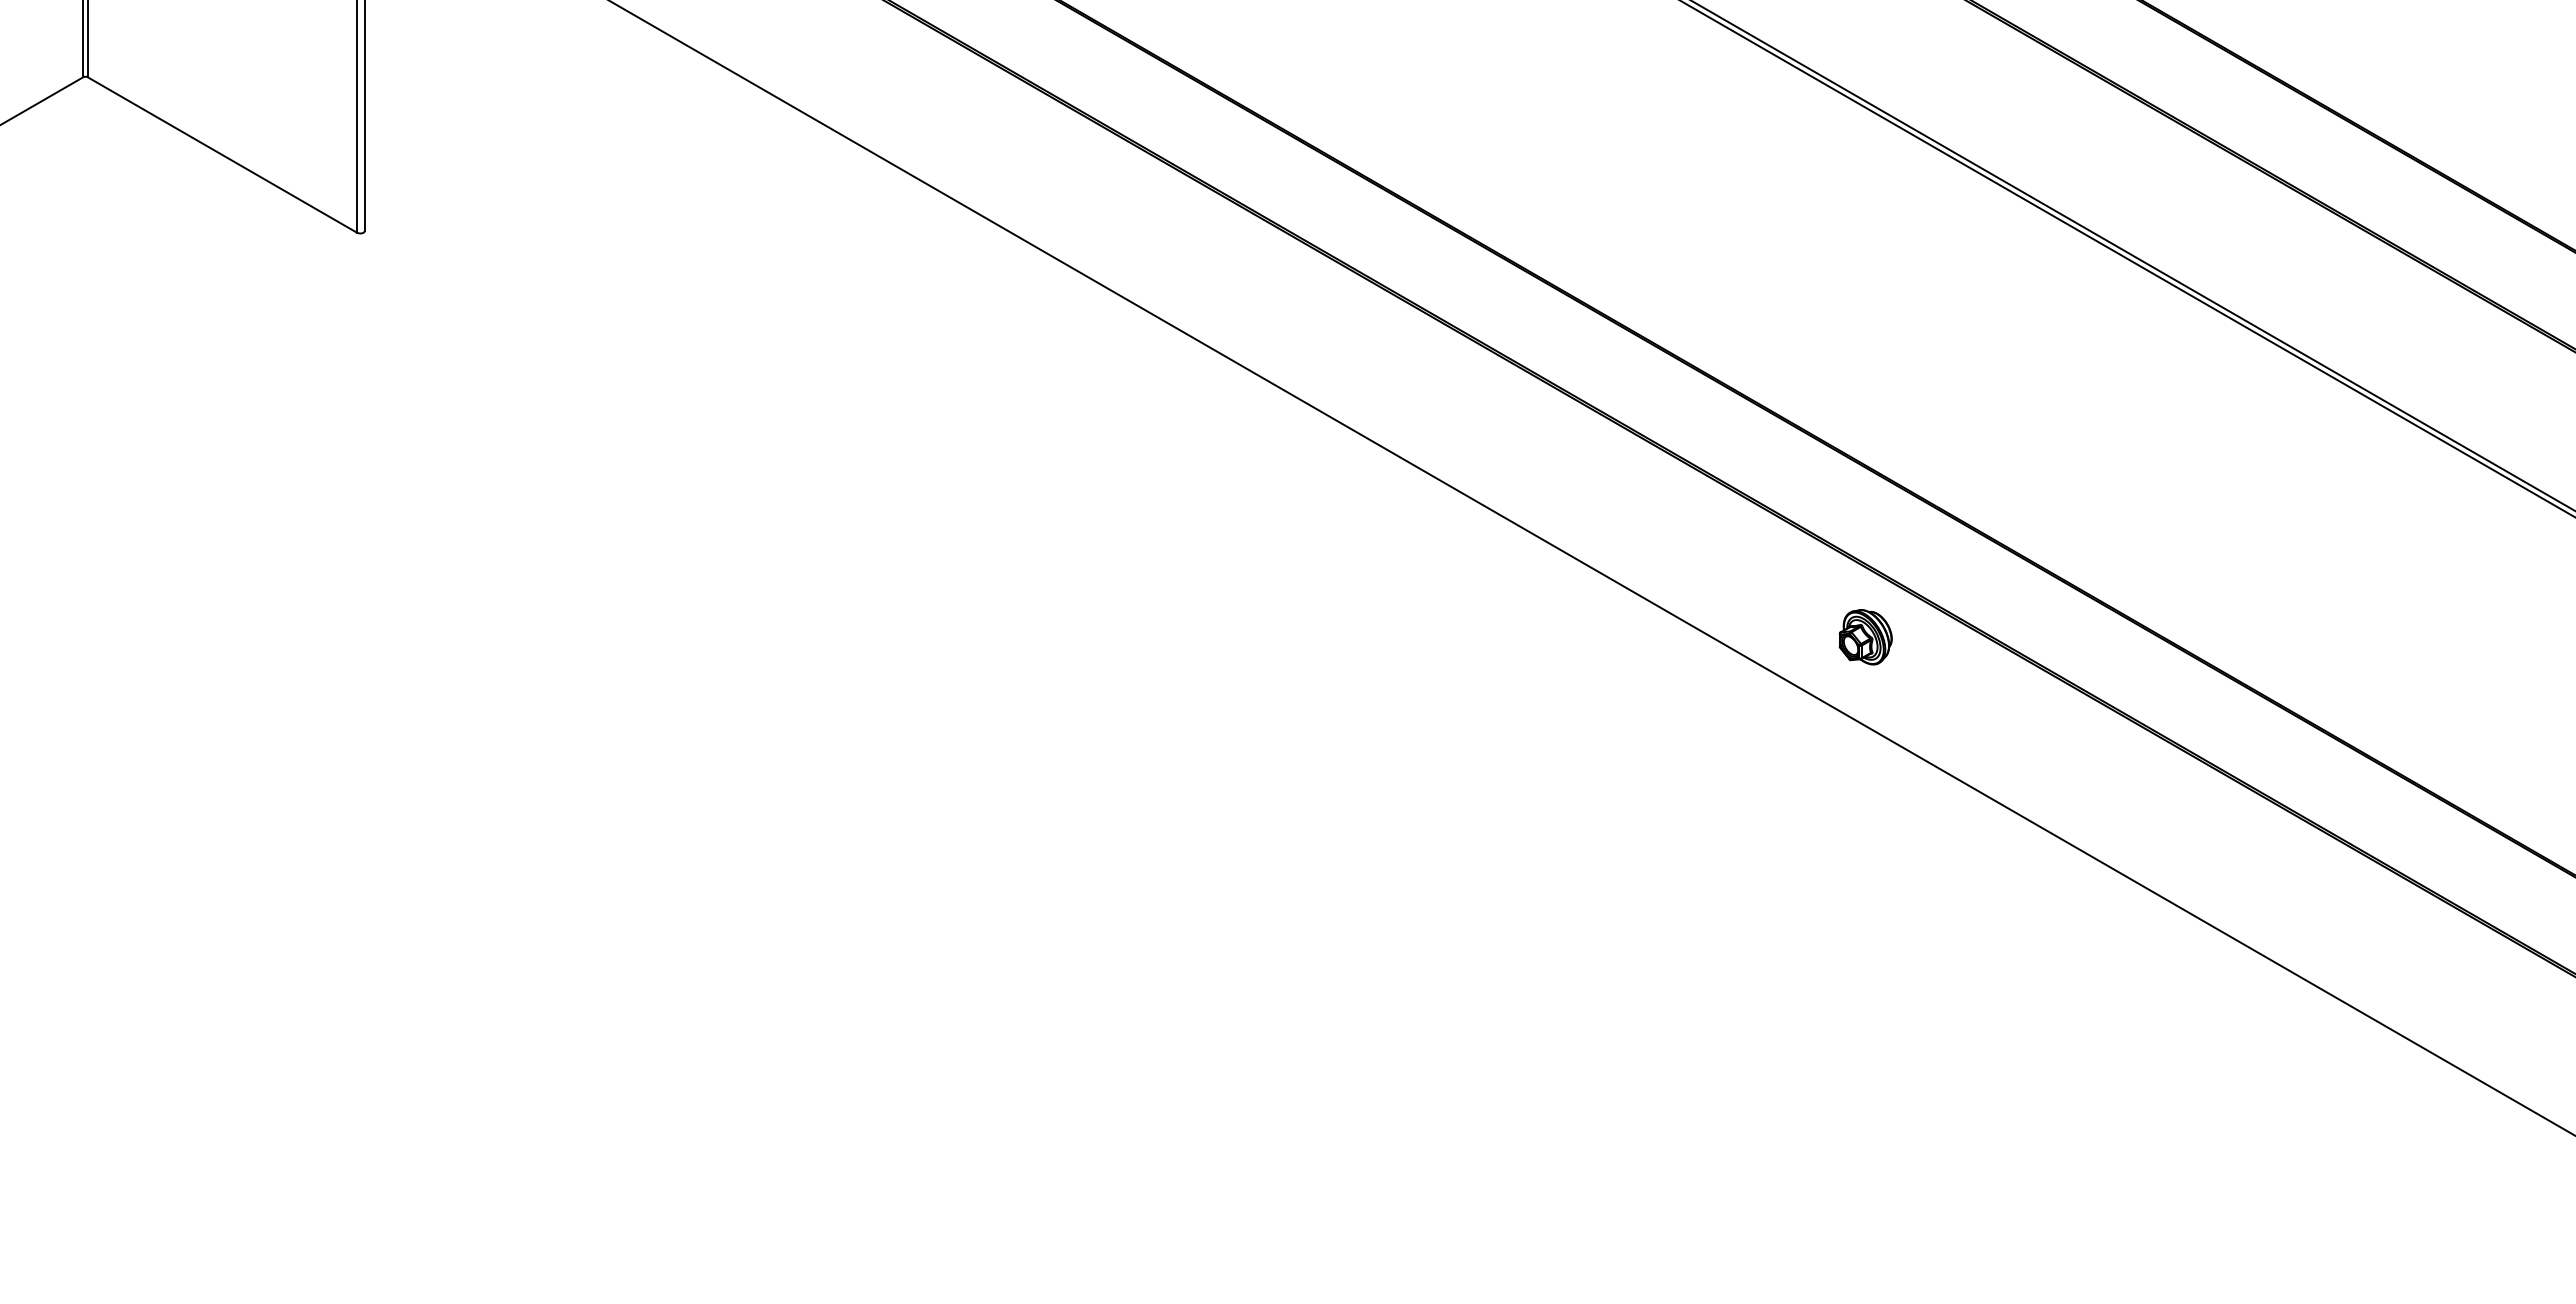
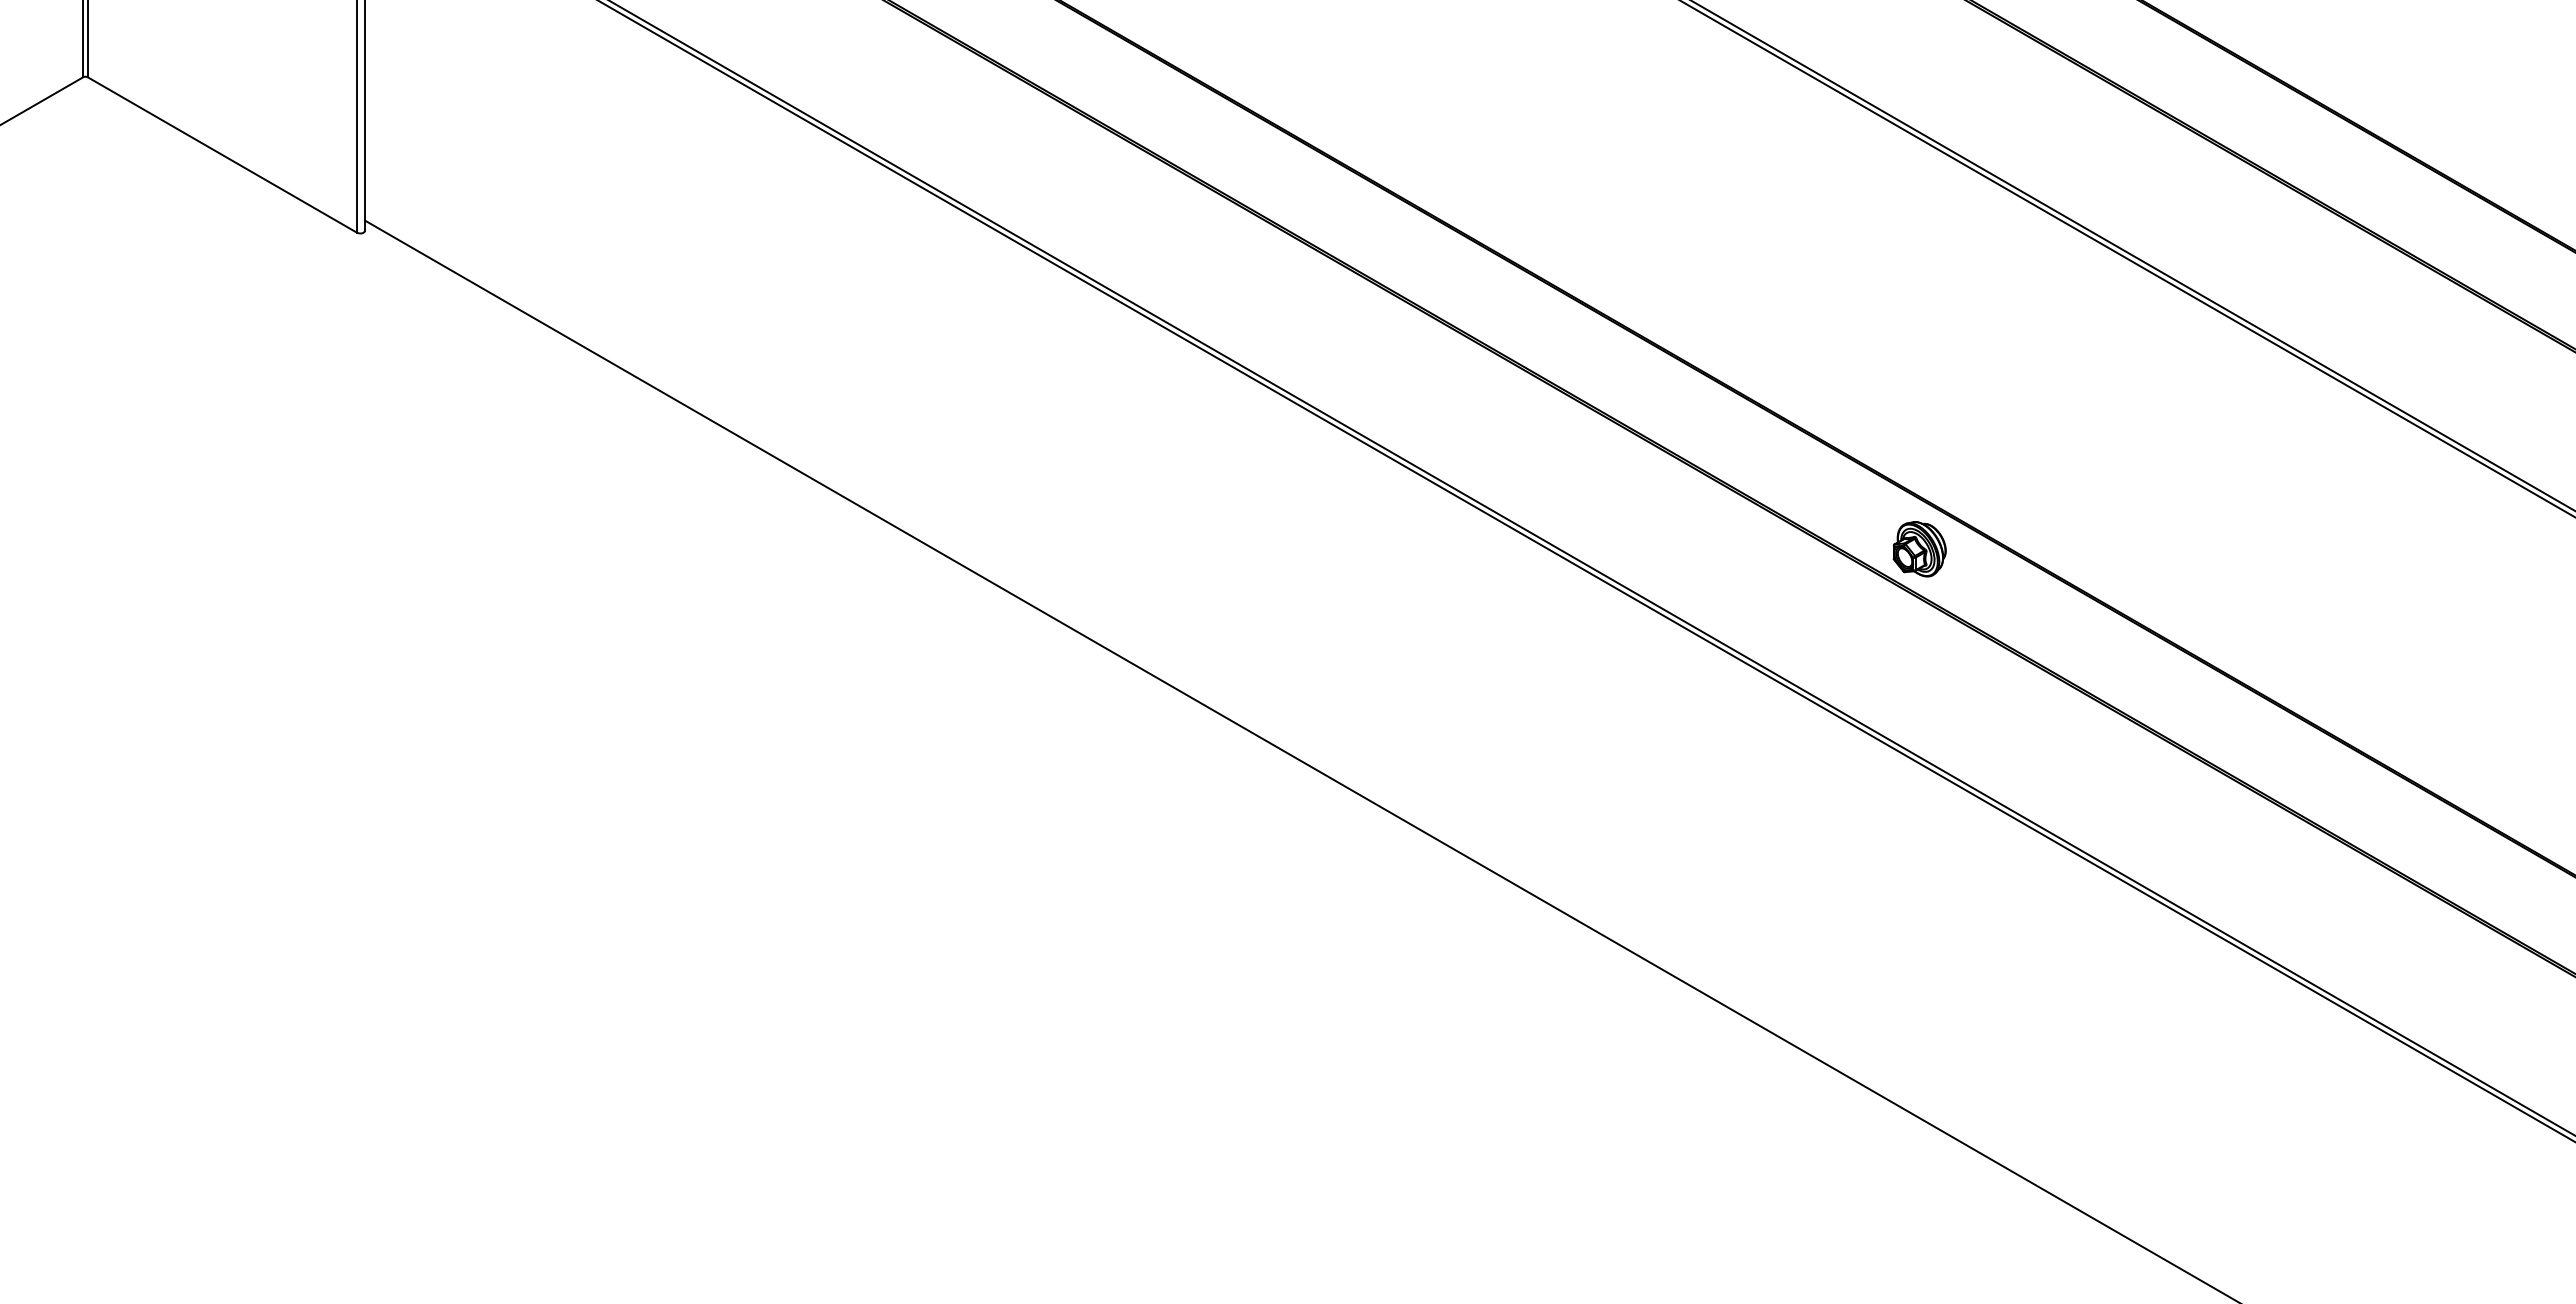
line: none -> present (1586, 571)
part position: (1865, 637) -> (1919, 549) (1919, 549)
line: none -> present (1299, 760)
